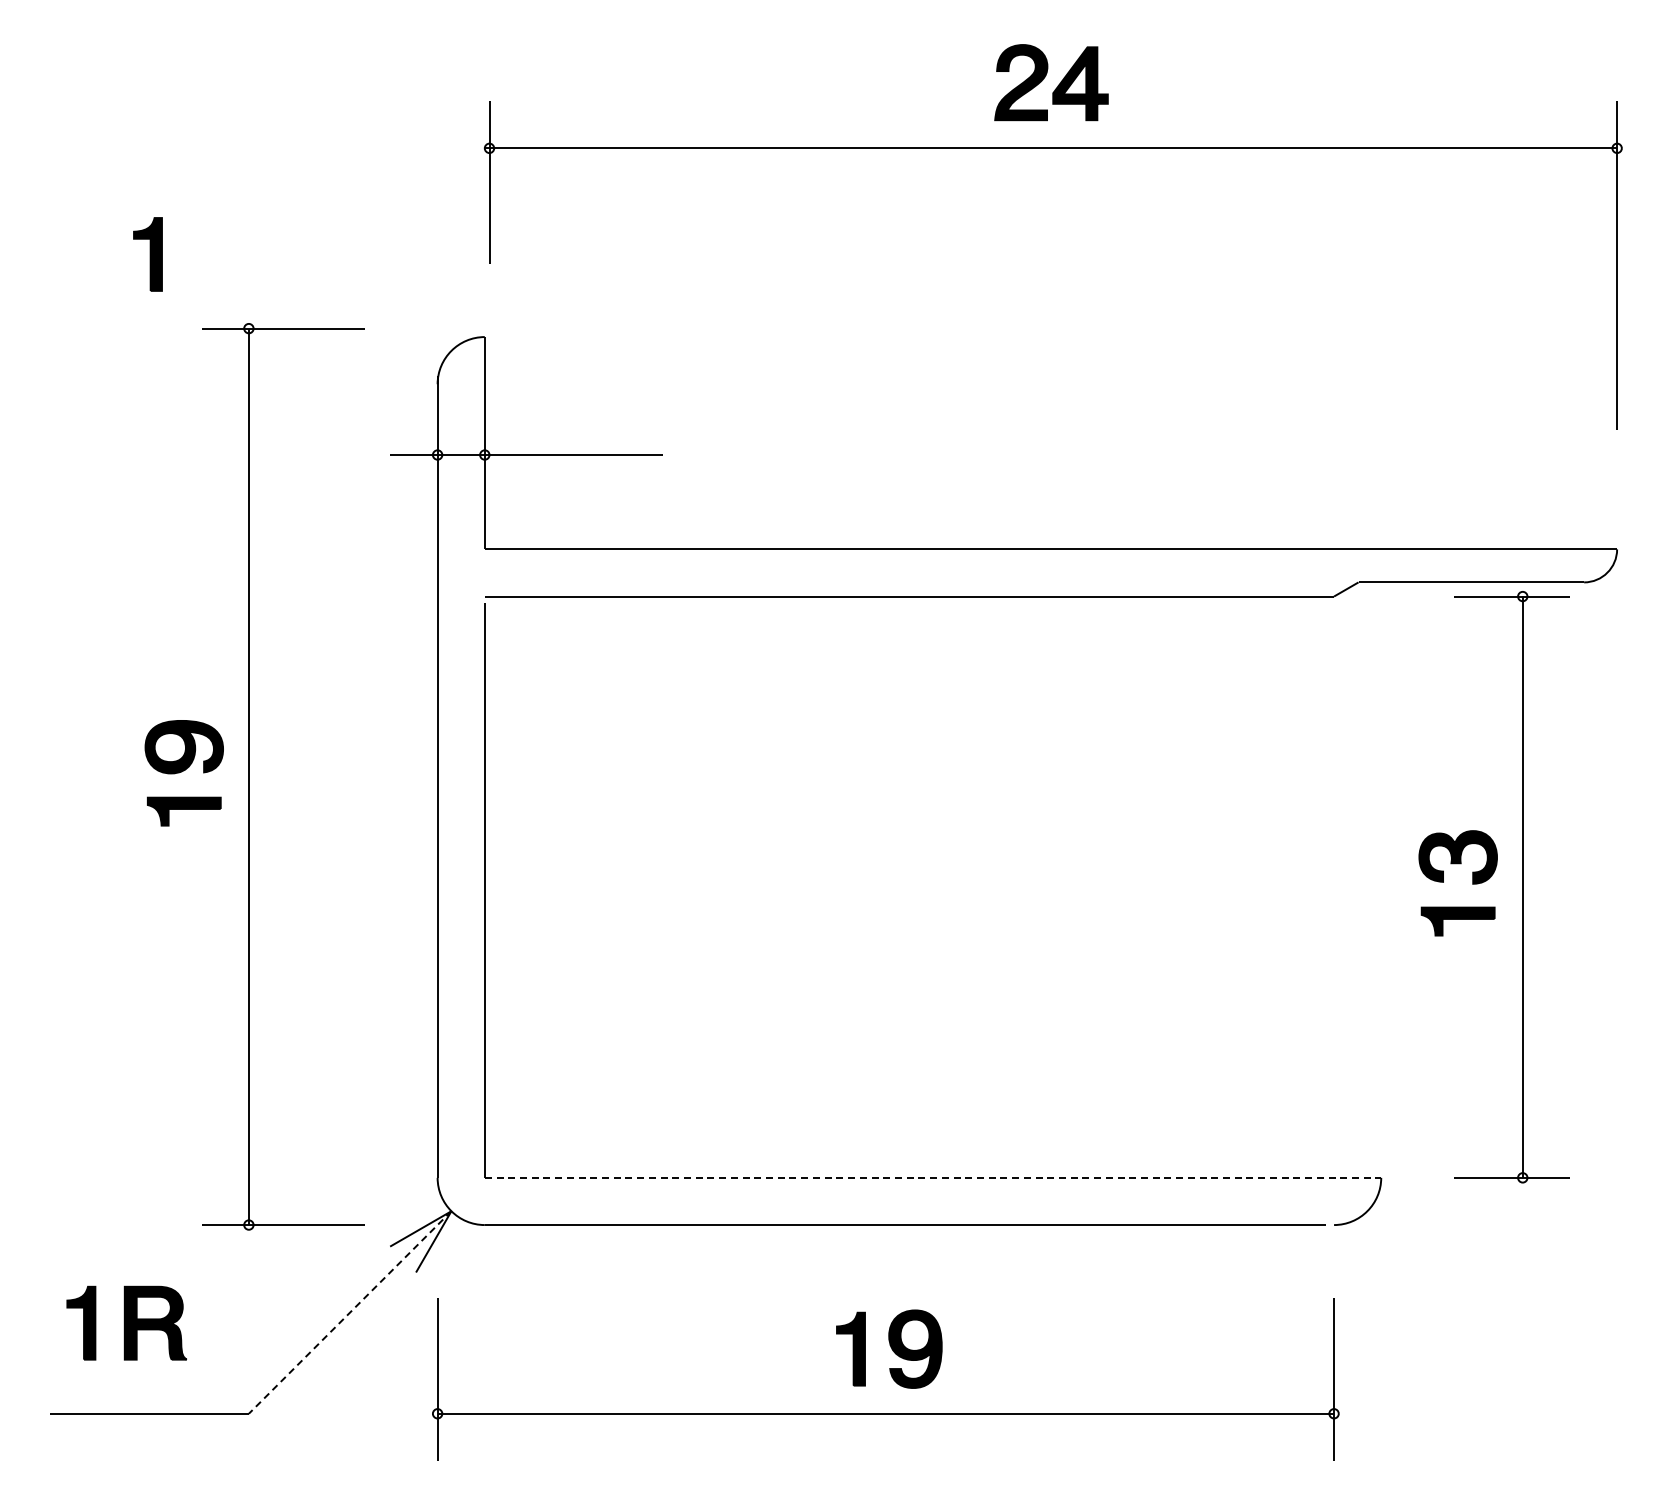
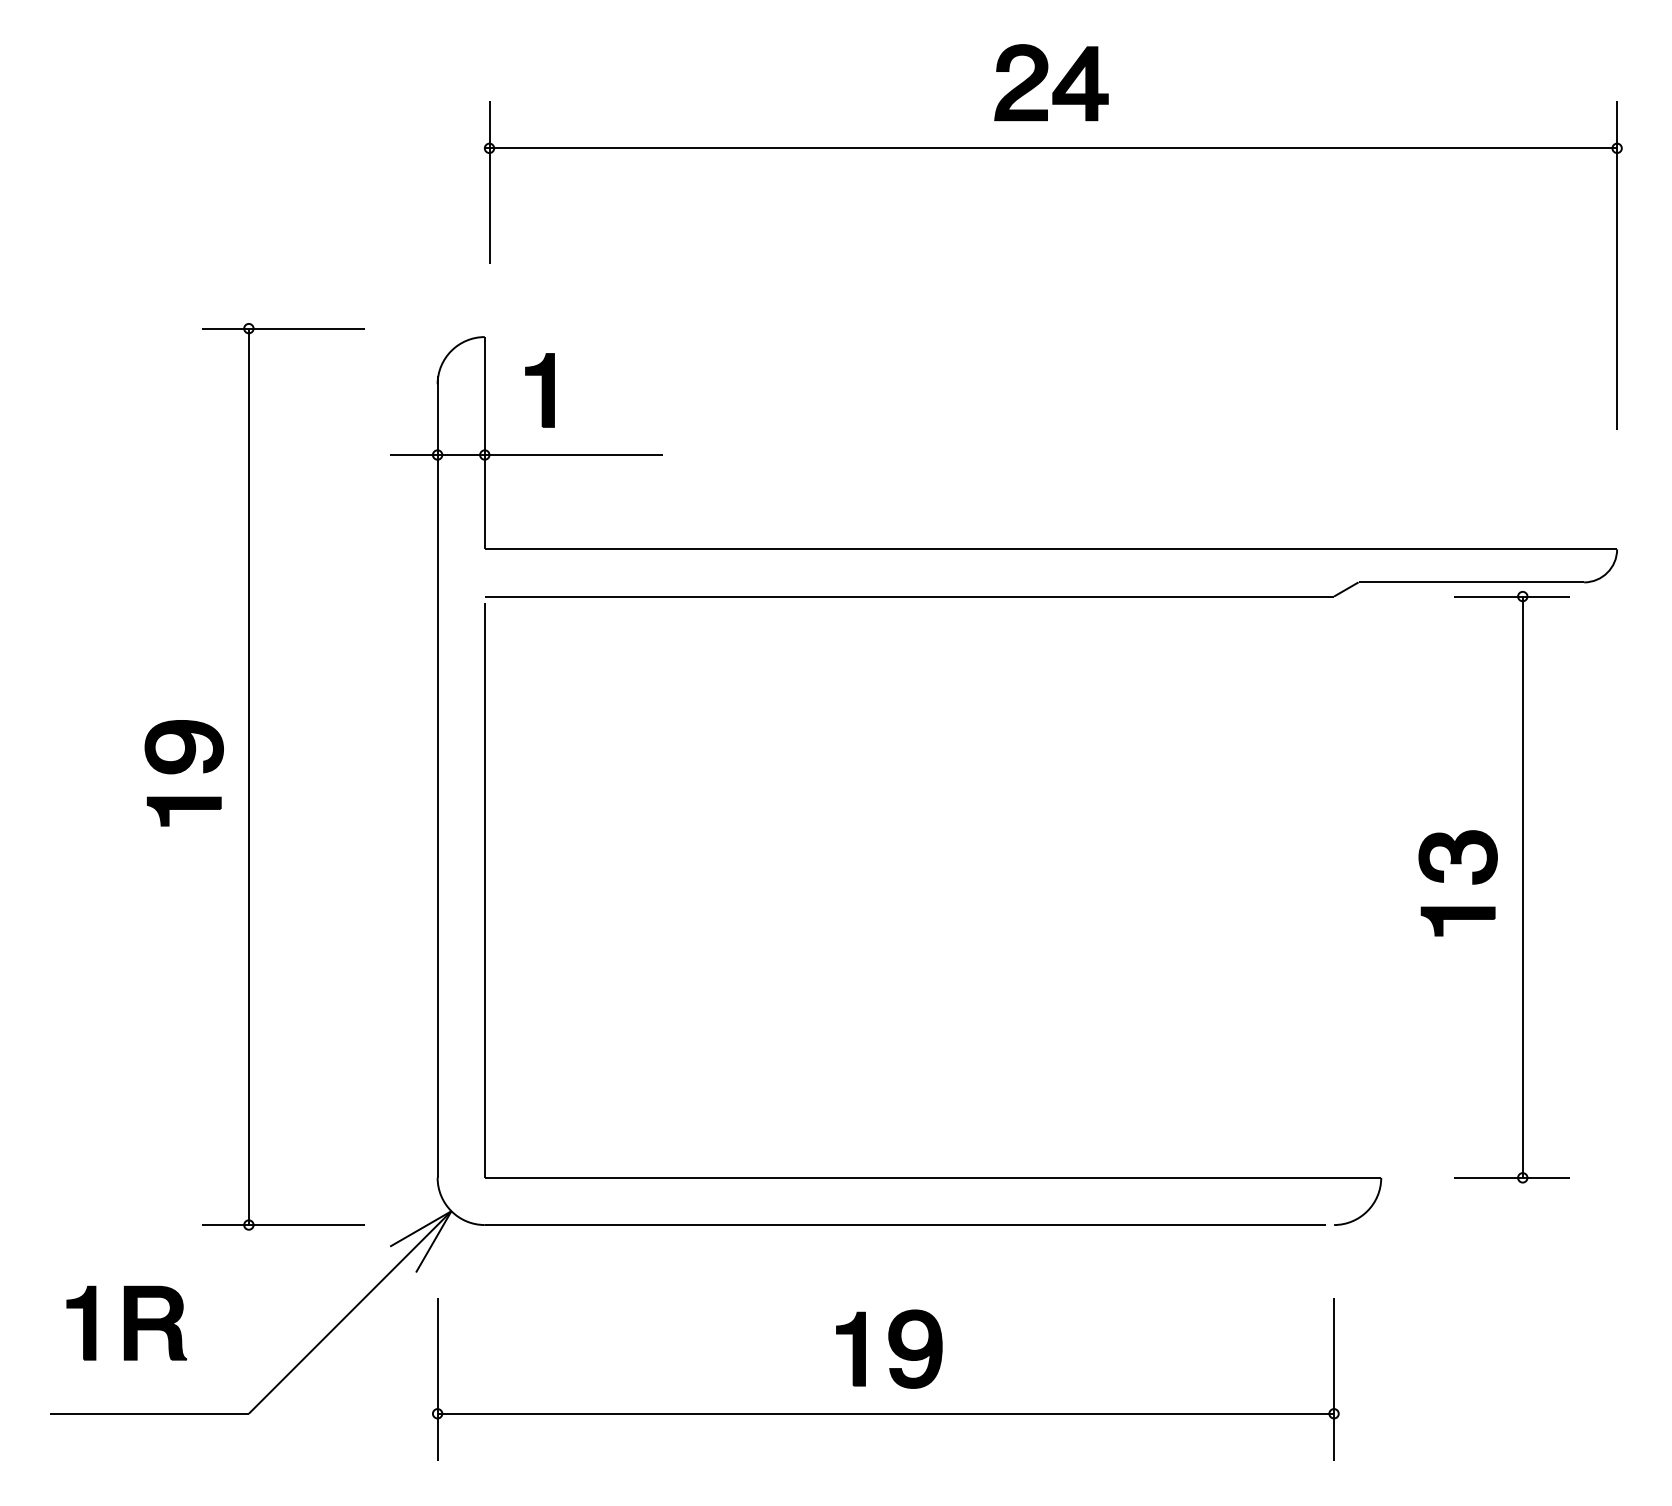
part position: (147, 254) -> (539, 390) (539, 390)
line: dashed -> solid (933, 1177)
line: dashed -> solid (349, 1312)
